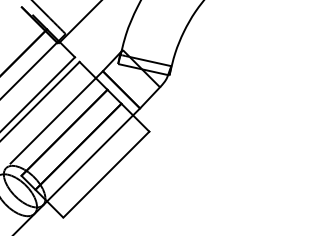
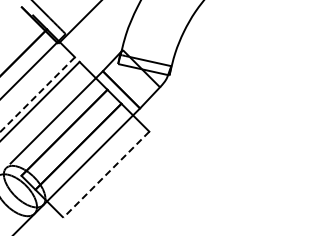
line: solid -> dashed (37, 94)
line: solid -> dashed (106, 174)
